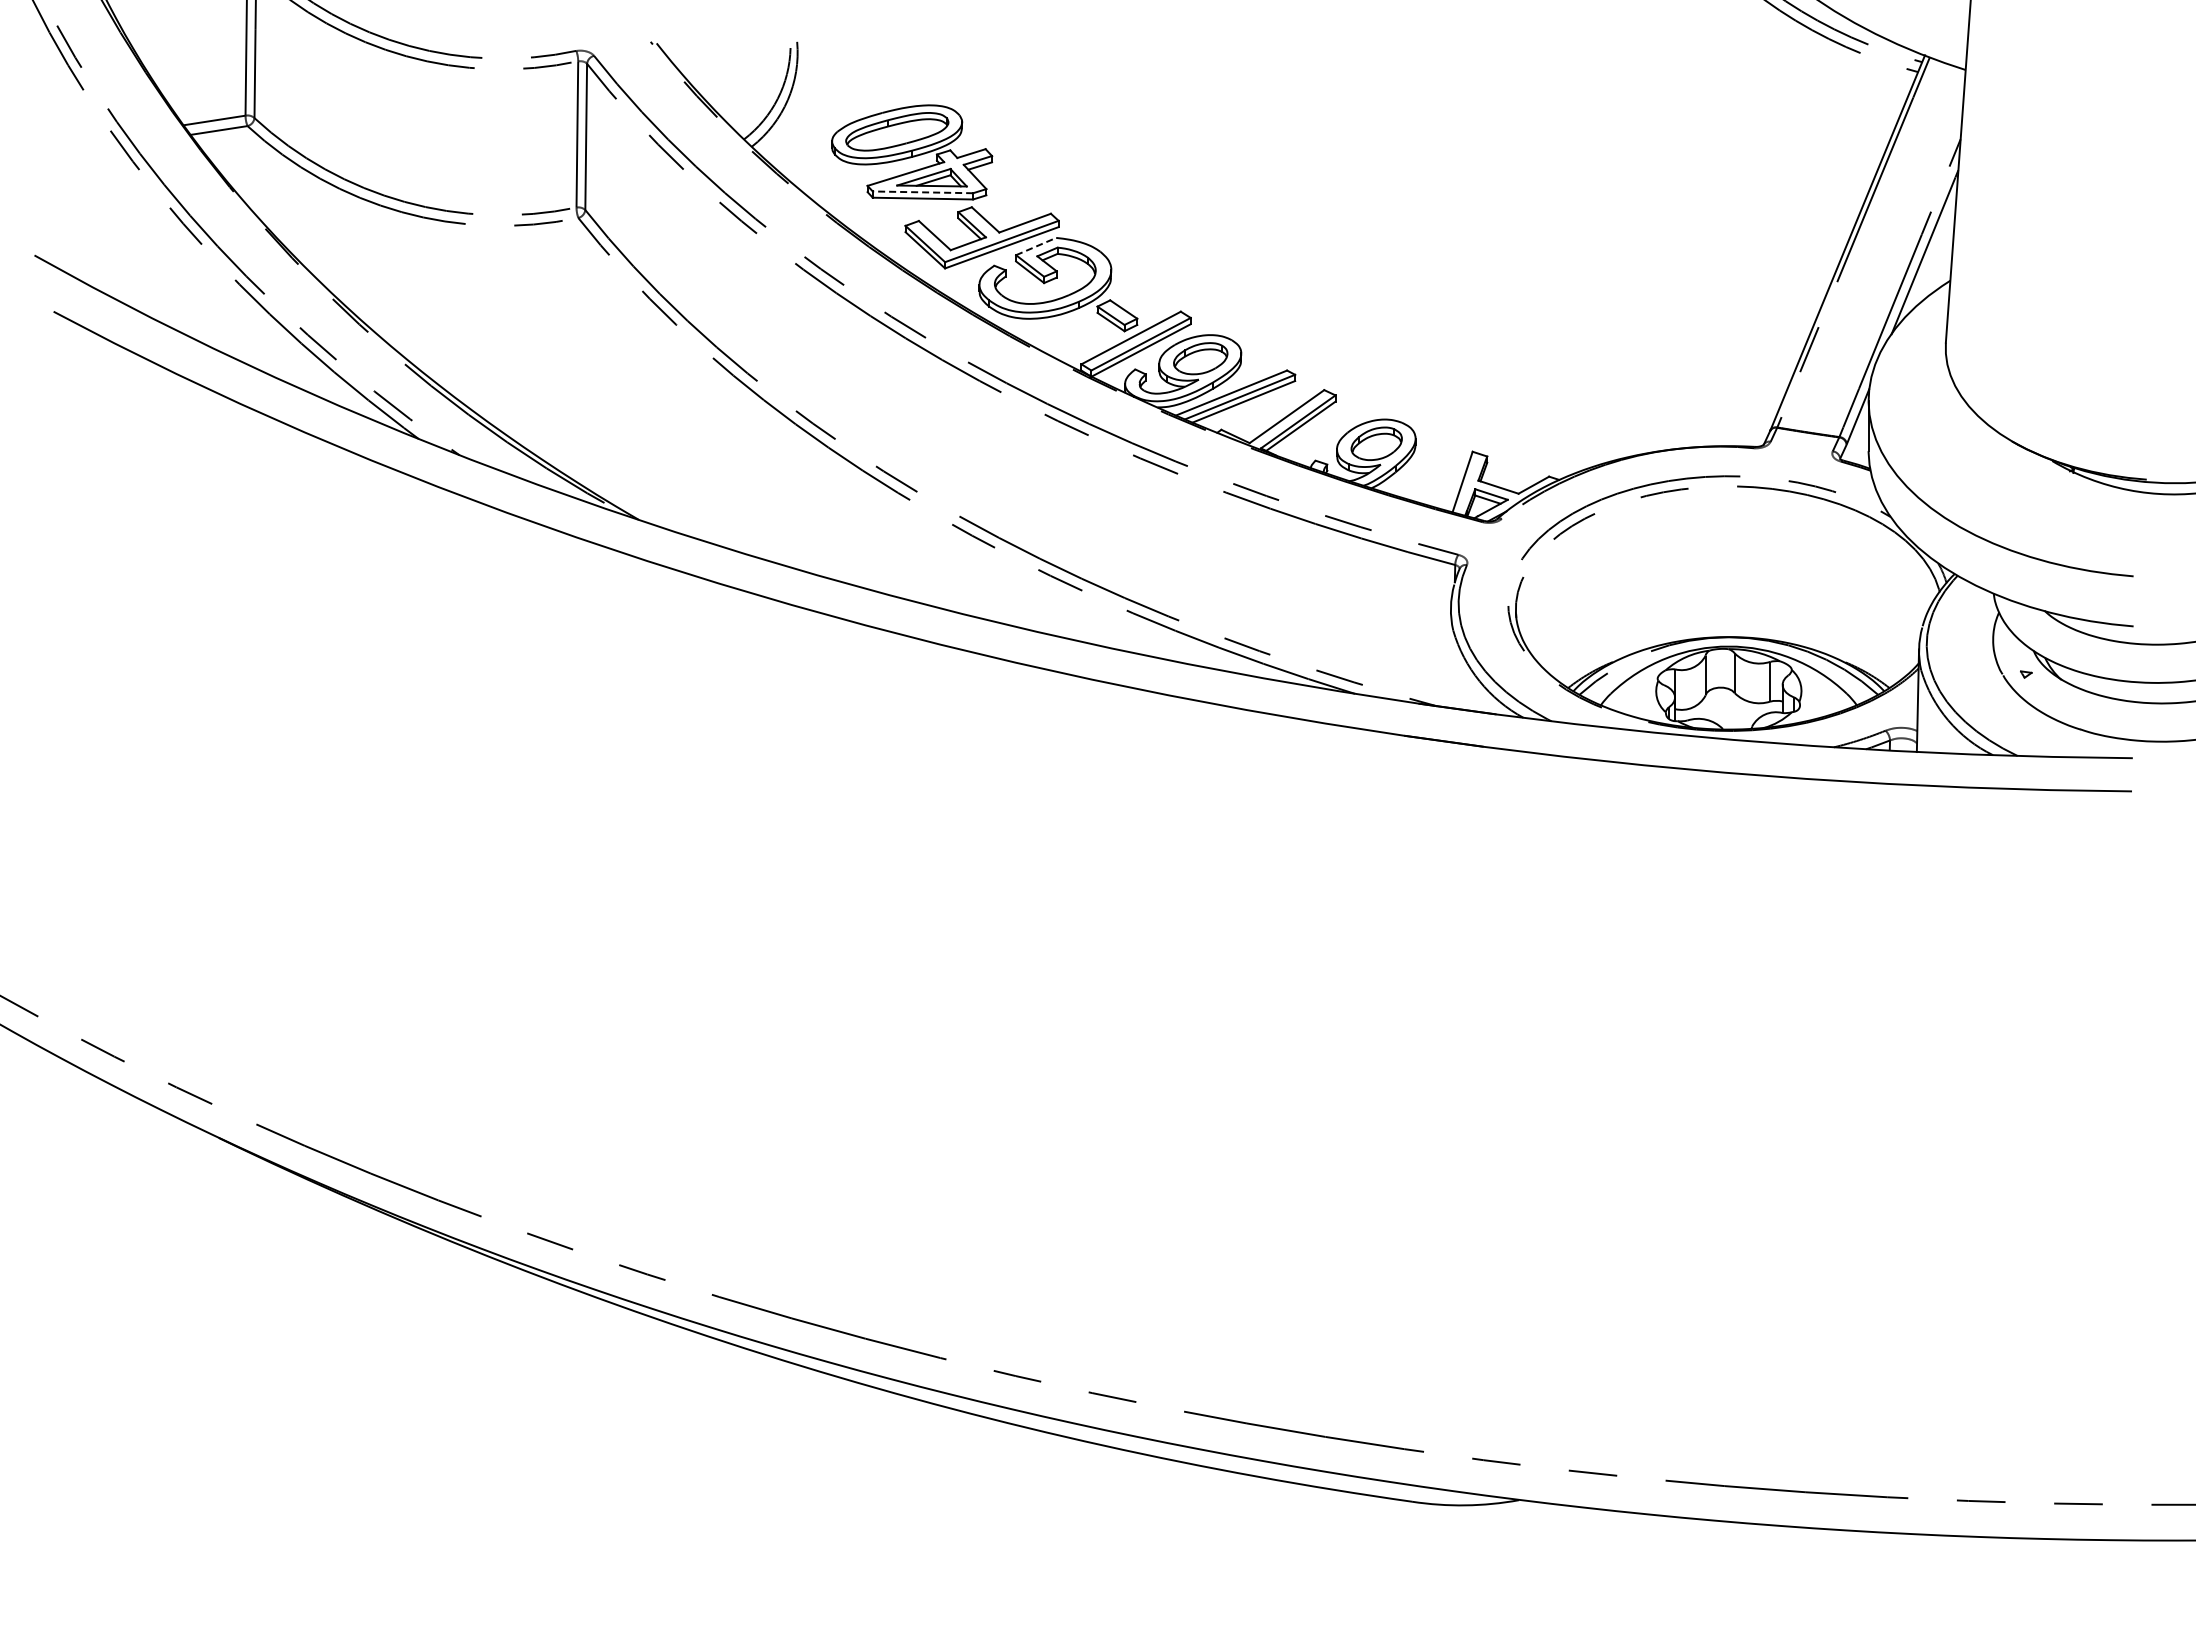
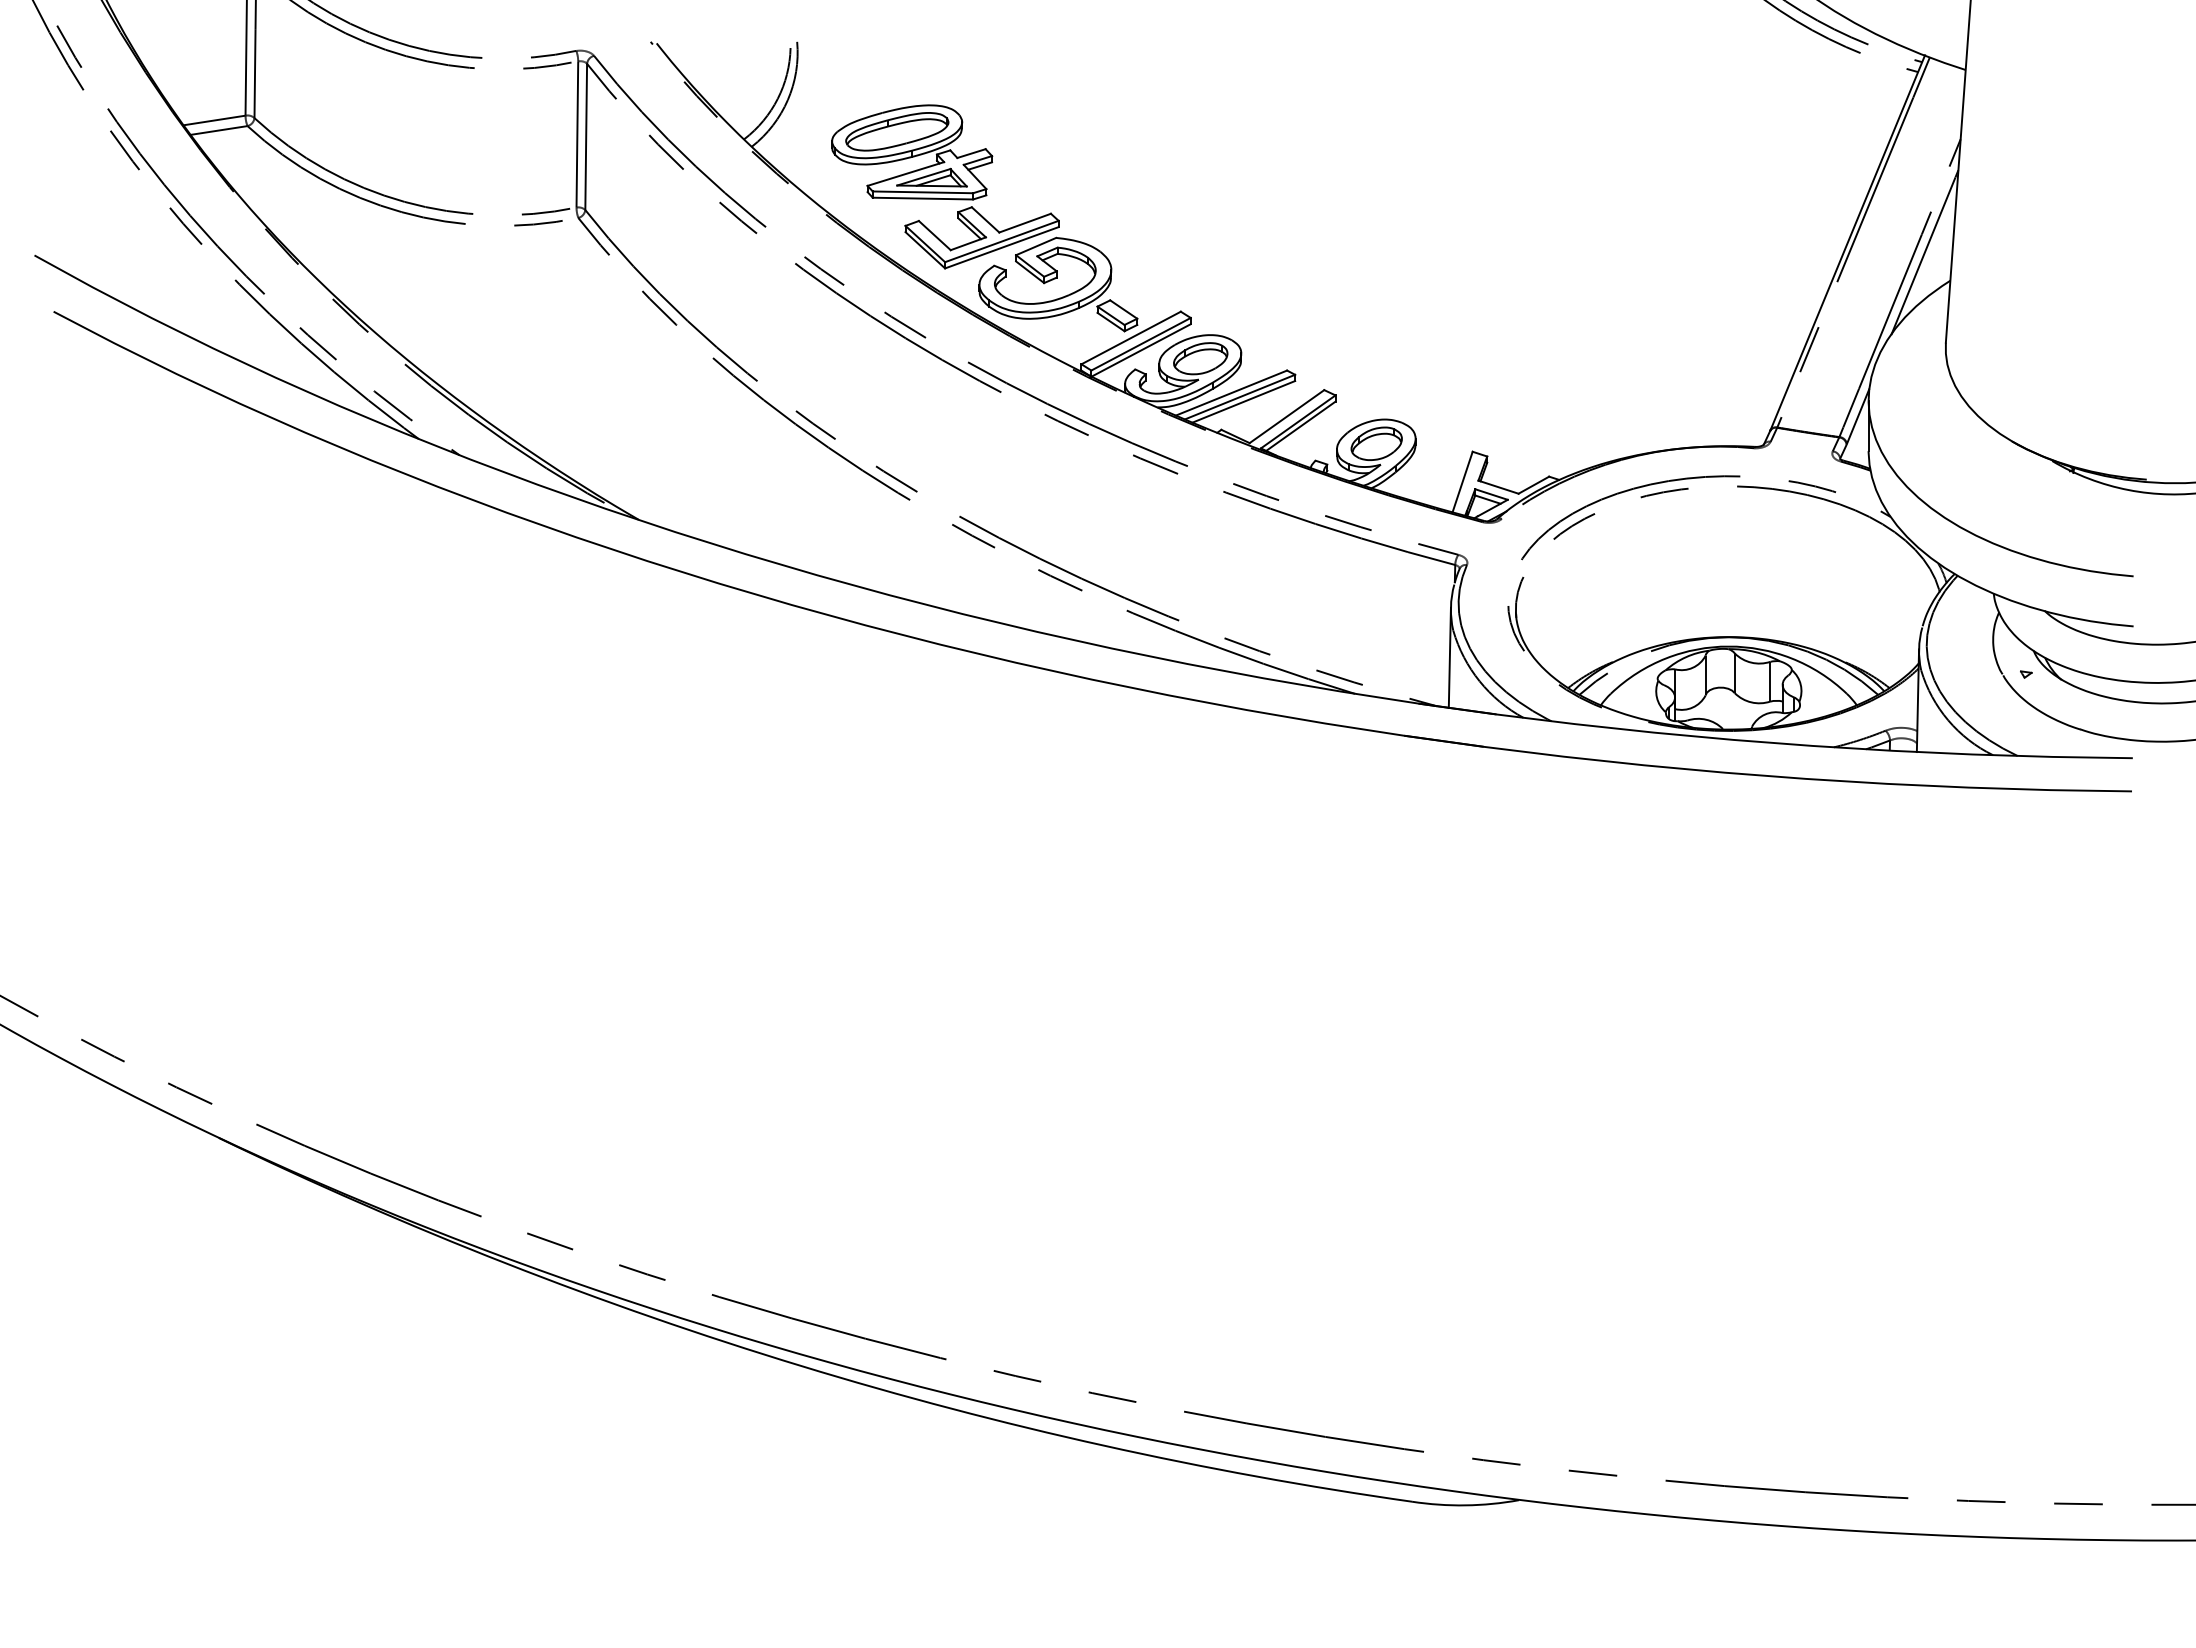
line: dashed -> solid (922, 192)
line: dashed -> solid (1036, 246)
line: none -> present (1449, 657)
